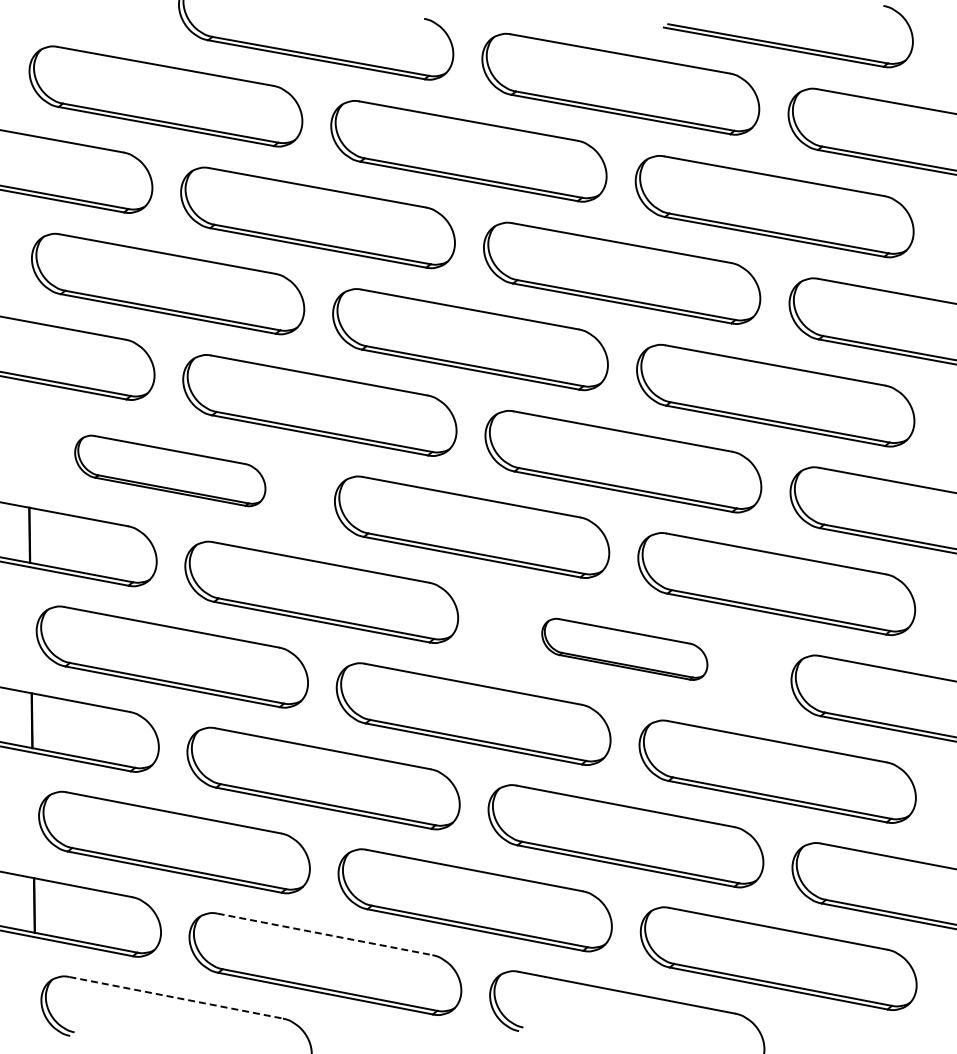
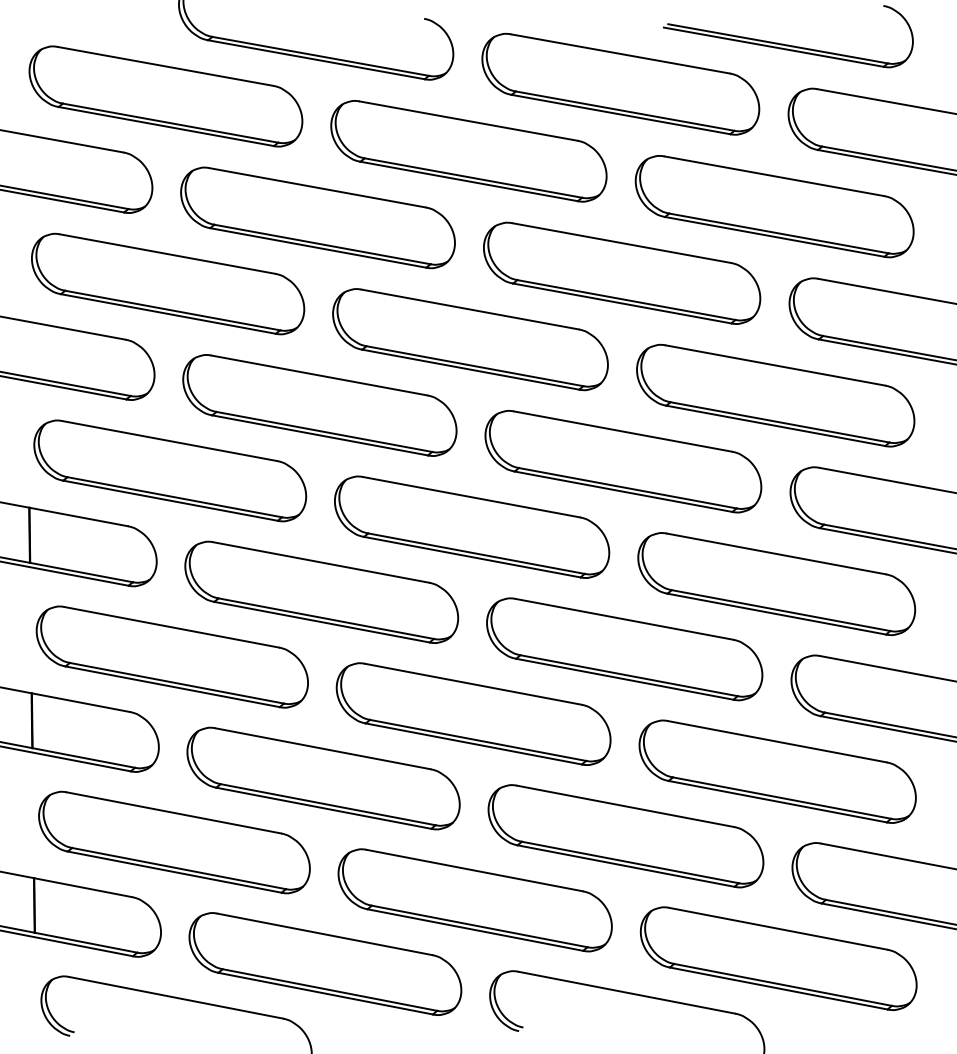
part size: 193x74 px -> 275x104 px (170, 470)
part size: 168x64 px -> 278x105 px (624, 649)
line: dashed -> solid (325, 934)
line: dashed -> solid (176, 997)
